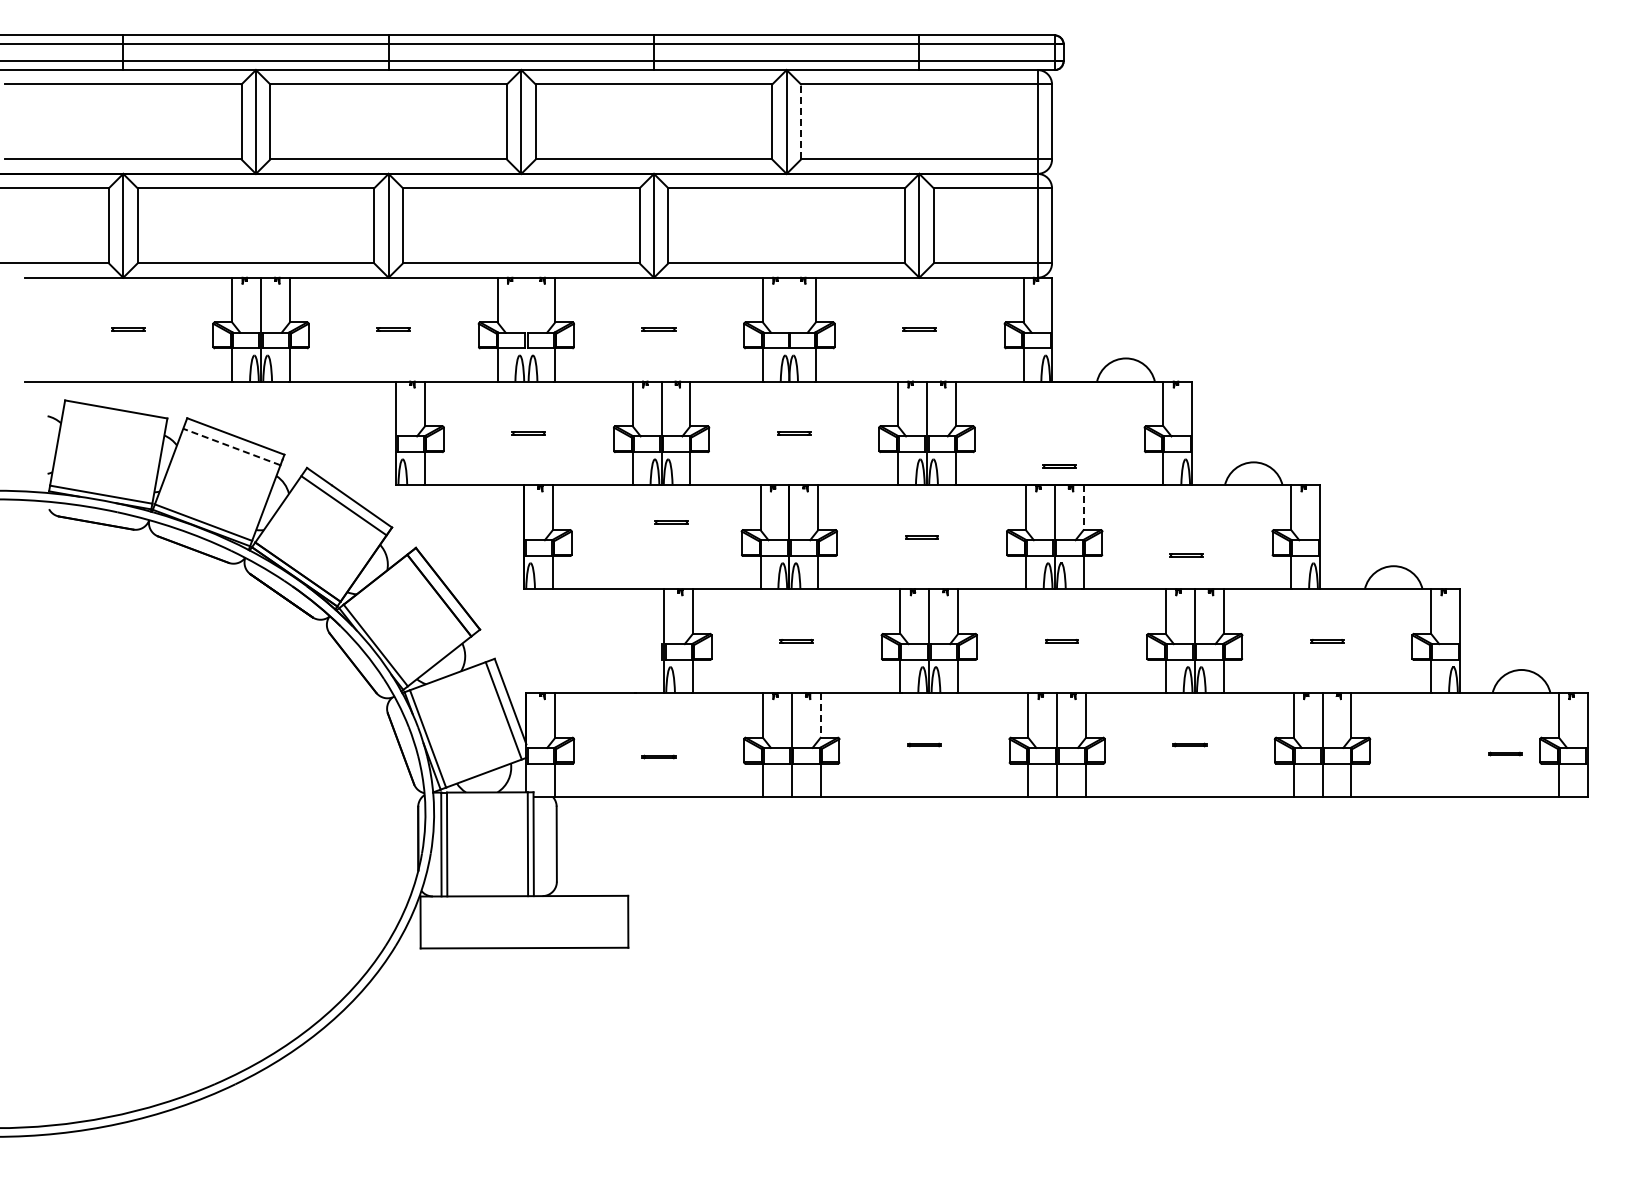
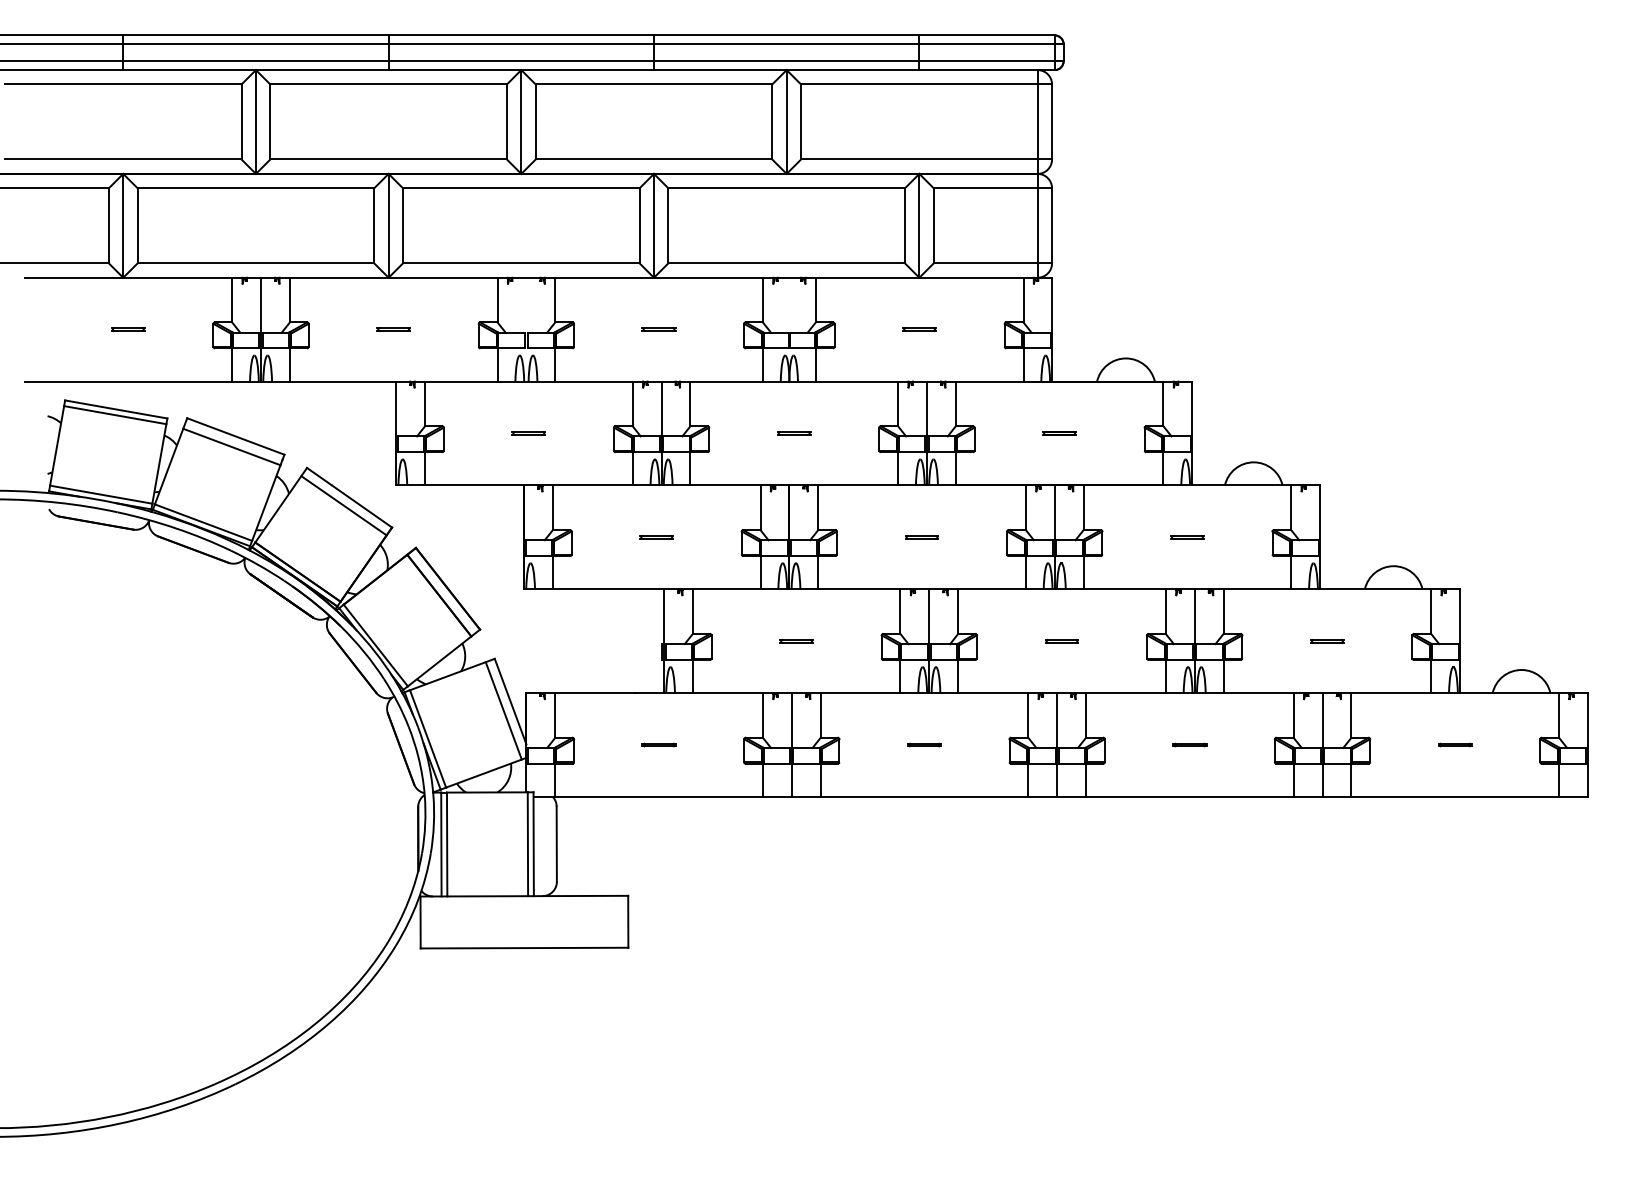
line: dashed -> solid (801, 121)
line: none -> present (115, 415)
line: dashed -> solid (231, 447)
line position: (1059, 465) -> (1059, 432) (1059, 432)
line: dashed -> solid (1083, 508)
line position: (671, 521) -> (656, 536) (656, 536)
line position: (1186, 554) -> (1187, 536) (1187, 536)
line: dashed -> solid (820, 715)
part position: (1505, 753) -> (1455, 744) (1455, 744)
part position: (658, 756) -> (658, 744) (658, 744)
